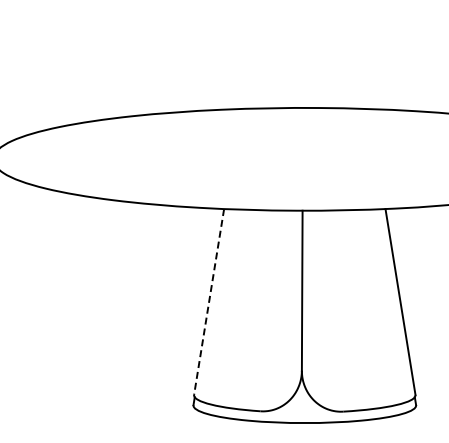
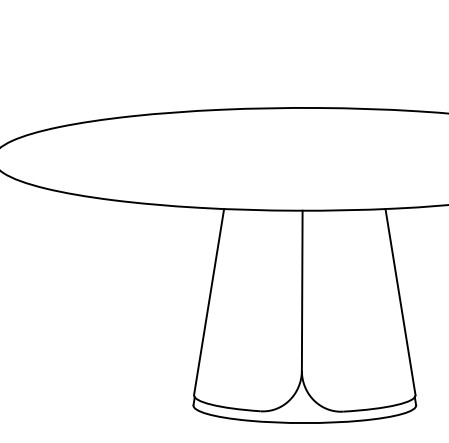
line: dashed -> solid (209, 302)
